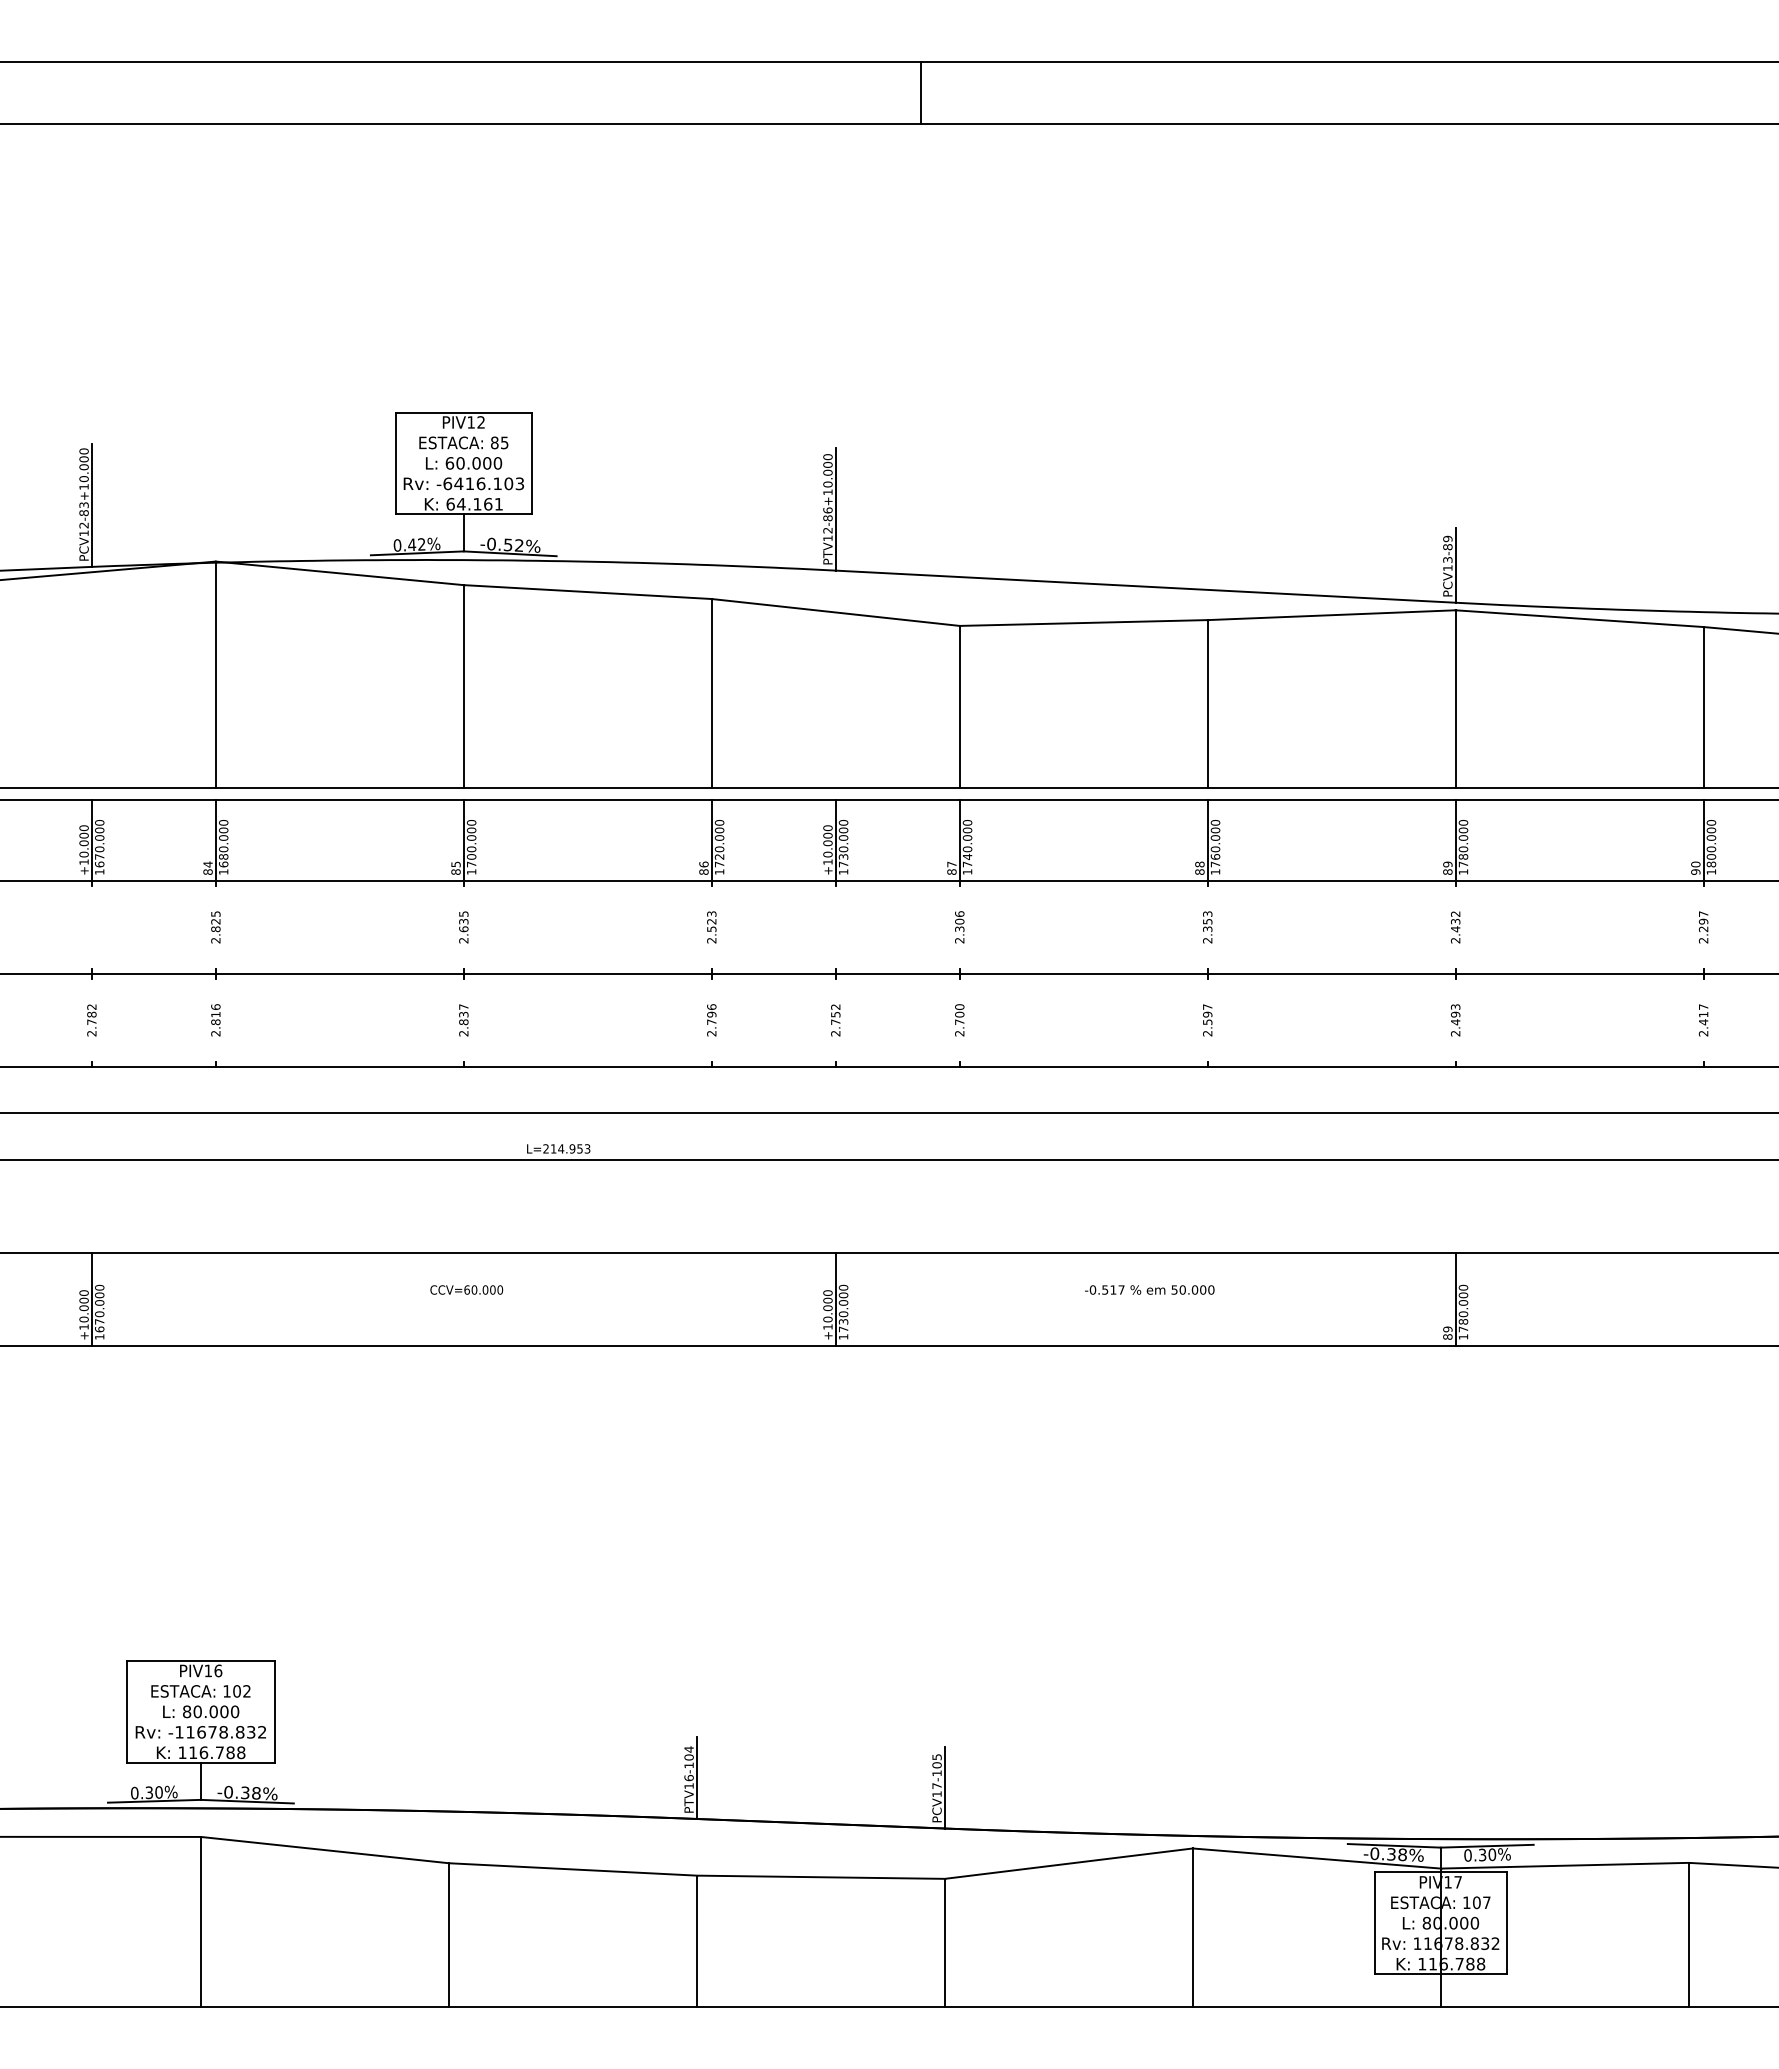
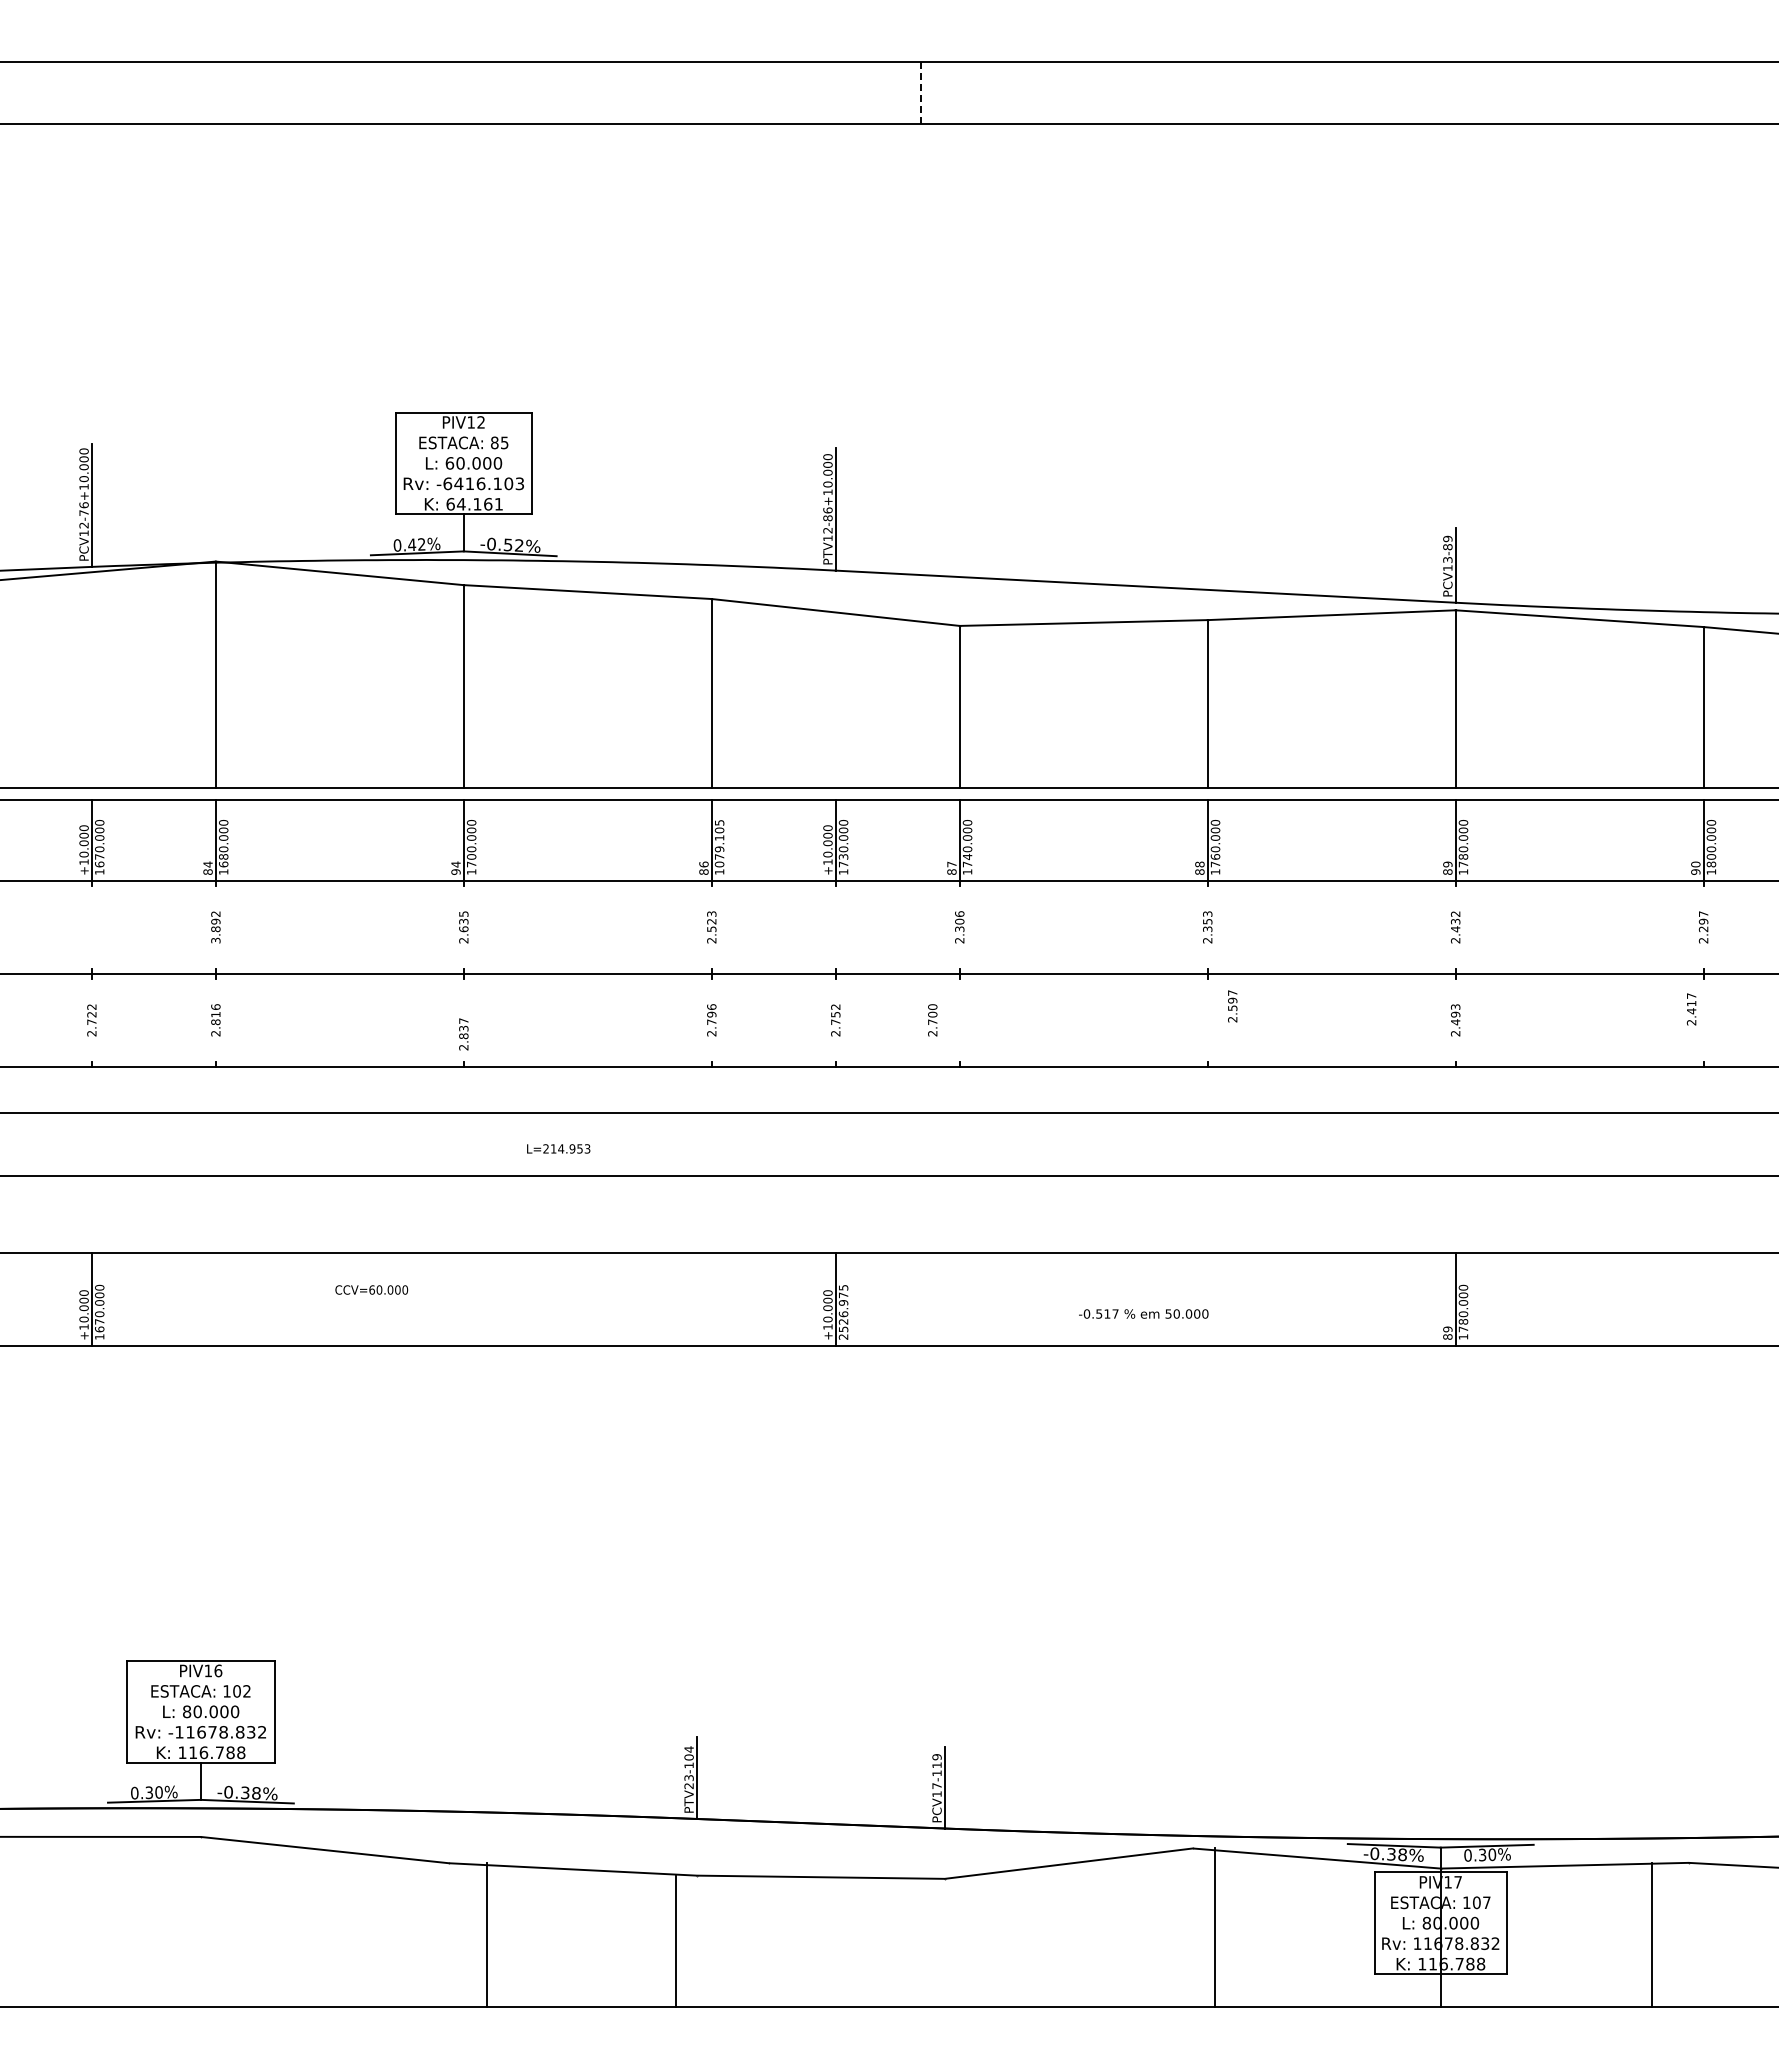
line: solid -> dashed (921, 93)
text: PCV12-83+10.000 -> PCV12-76+10.000 (83, 509)
text: 1720.000 -> 1079.105 (719, 843)
text: 85 -> 94 (455, 867)
text: 2.825 -> 3.892 (215, 927)
text: 2.782 -> 2.722 (91, 1014)
text position: (463, 1020) -> (463, 1034) (463, 1034)
text position: (959, 1020) -> (932, 1020) (932, 1020)
text position: (1207, 1020) -> (1232, 1006) (1232, 1006)
text position: (1703, 1020) -> (1691, 1009) (1691, 1009)
line position: (888, 1159) -> (888, 1175) (888, 1175)
text position: (466, 1289) -> (371, 1289) (371, 1289)
text position: (1149, 1289) -> (1143, 1313) (1143, 1313)
text: 1730.000 -> 2526.975 (843, 1311)
text: PCV17-105 -> PCV17-119 (936, 1761)
text: PTV16-104 -> PTV23-104 (688, 1782)
line: present -> none (200, 1921)
line position: (1192, 1927) -> (1214, 1927) (1214, 1927)
line position: (448, 1934) -> (486, 1934) (486, 1934)
line position: (1688, 1934) -> (1651, 1934) (1651, 1934)
line position: (696, 1940) -> (675, 1940) (675, 1940)
line: present -> none (944, 1942)
